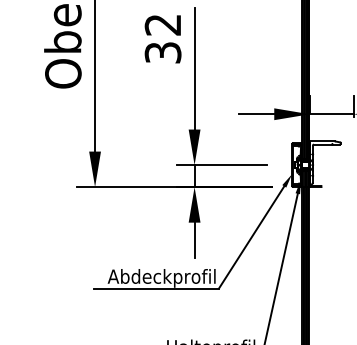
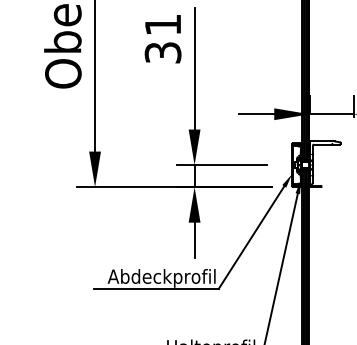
text: 32 -> 31 (162, 25)
